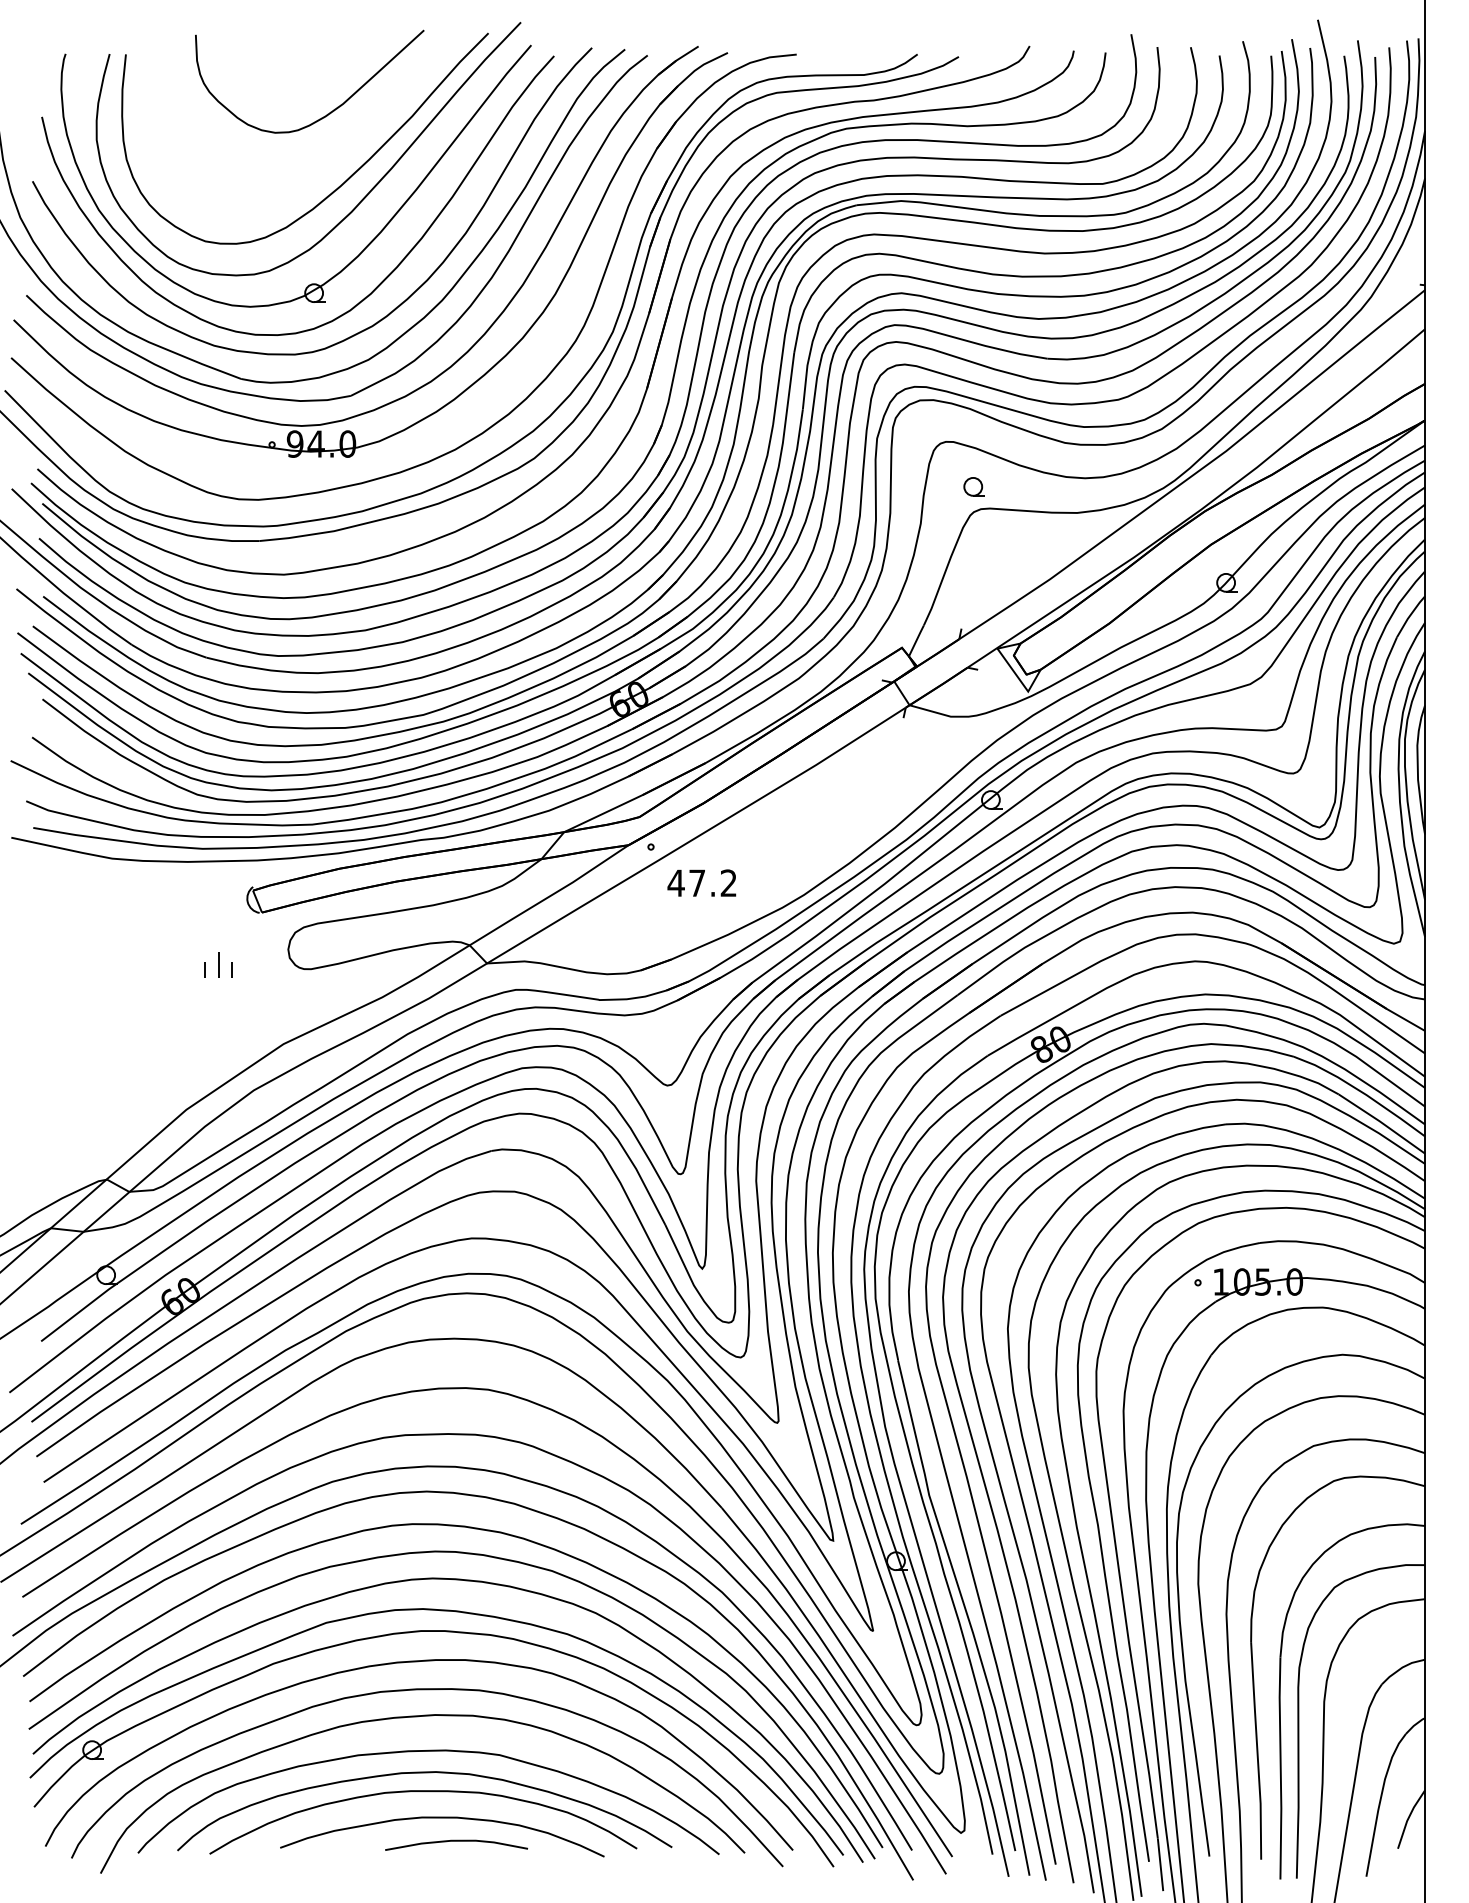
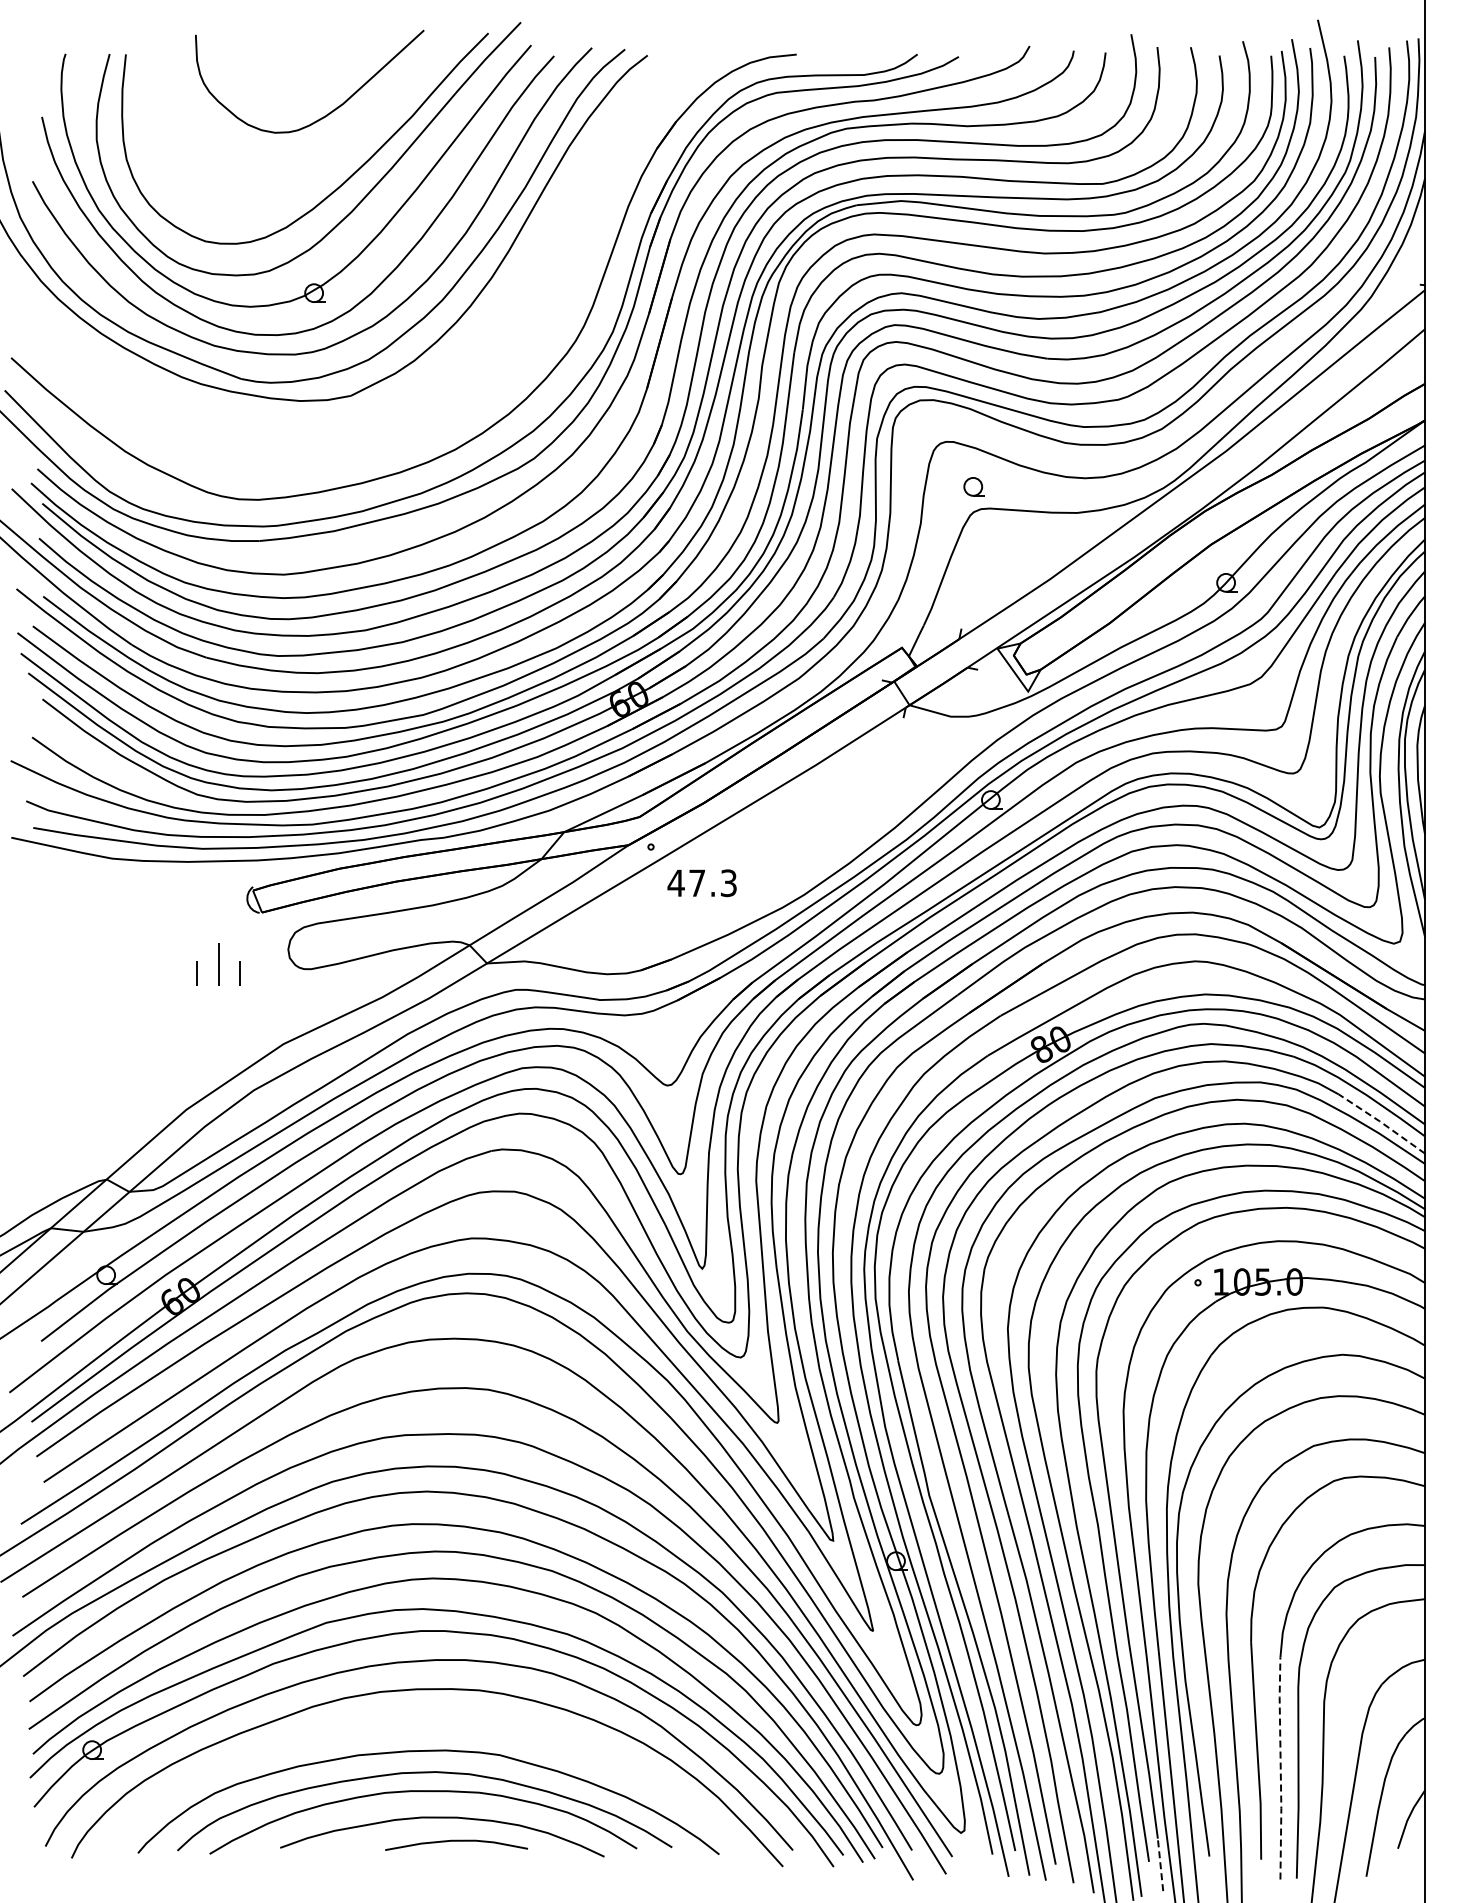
part: present -> none (460, 356)
text: 47.2 -> 47.3 (728, 883)
part size: 29x26 px -> 45x43 px (218, 964)
line: solid -> dashed (1381, 1122)
curve: present -> none (418, 1717)
line: solid -> dashed (1280, 1767)
line: solid -> dashed (1160, 1864)
